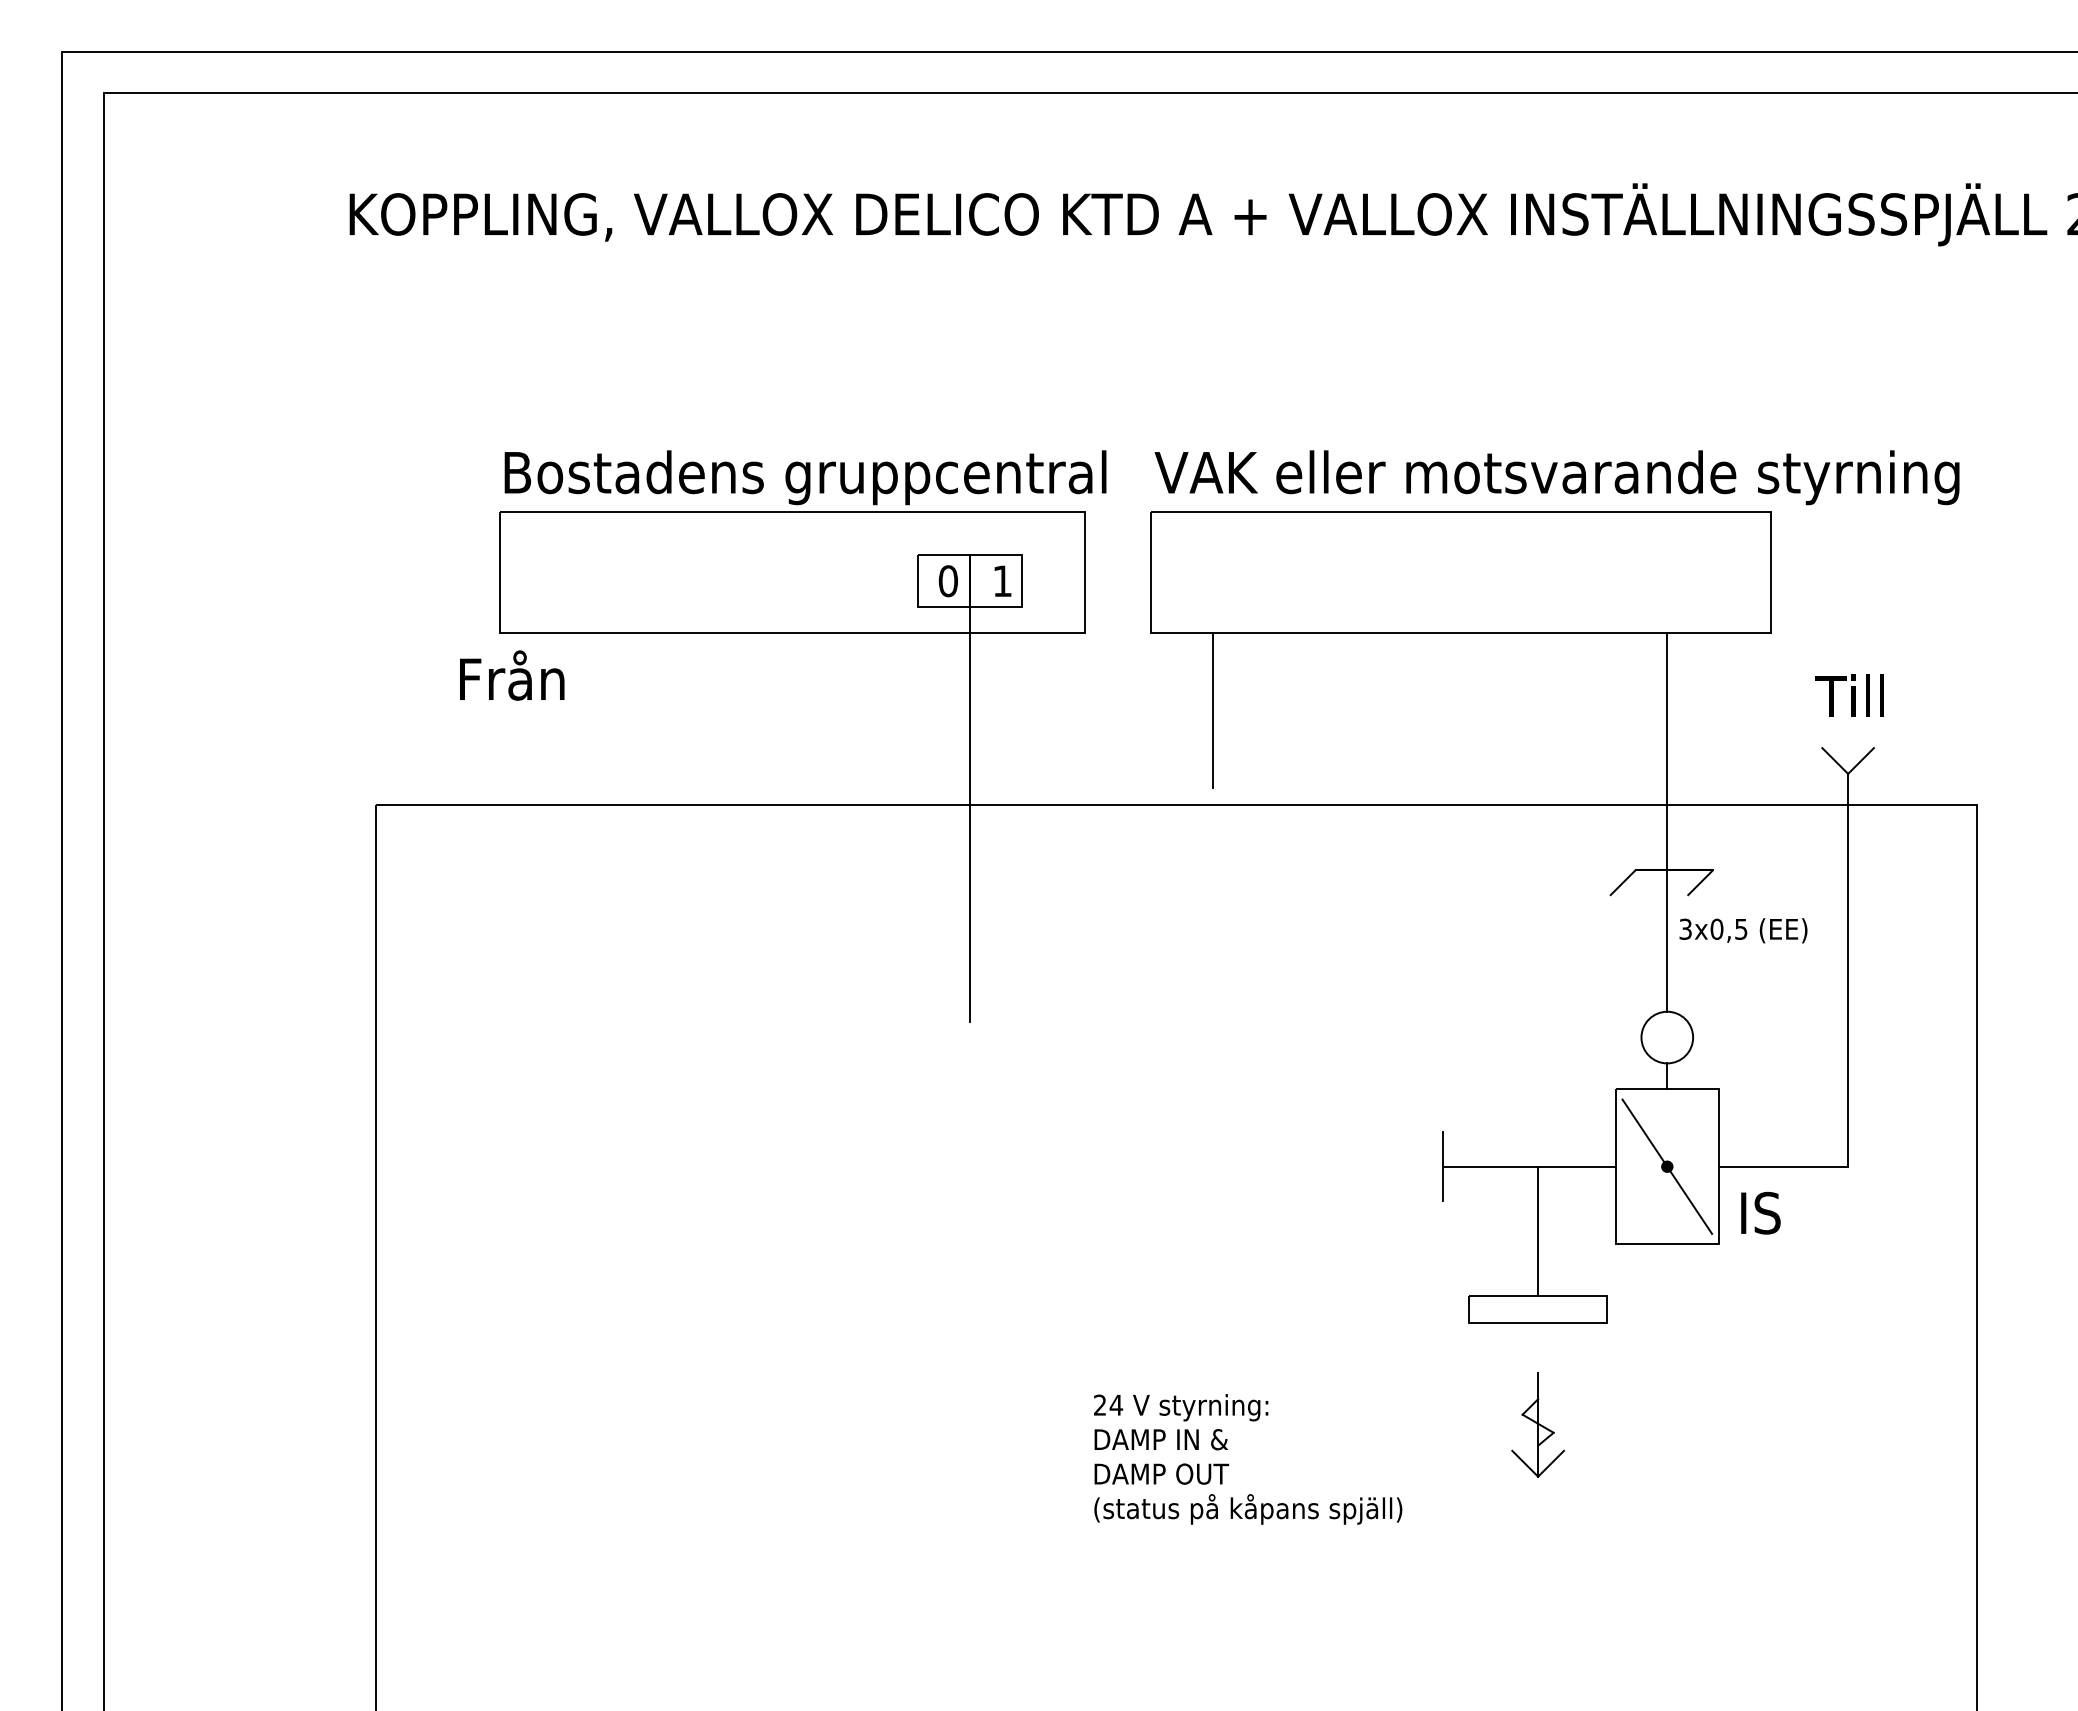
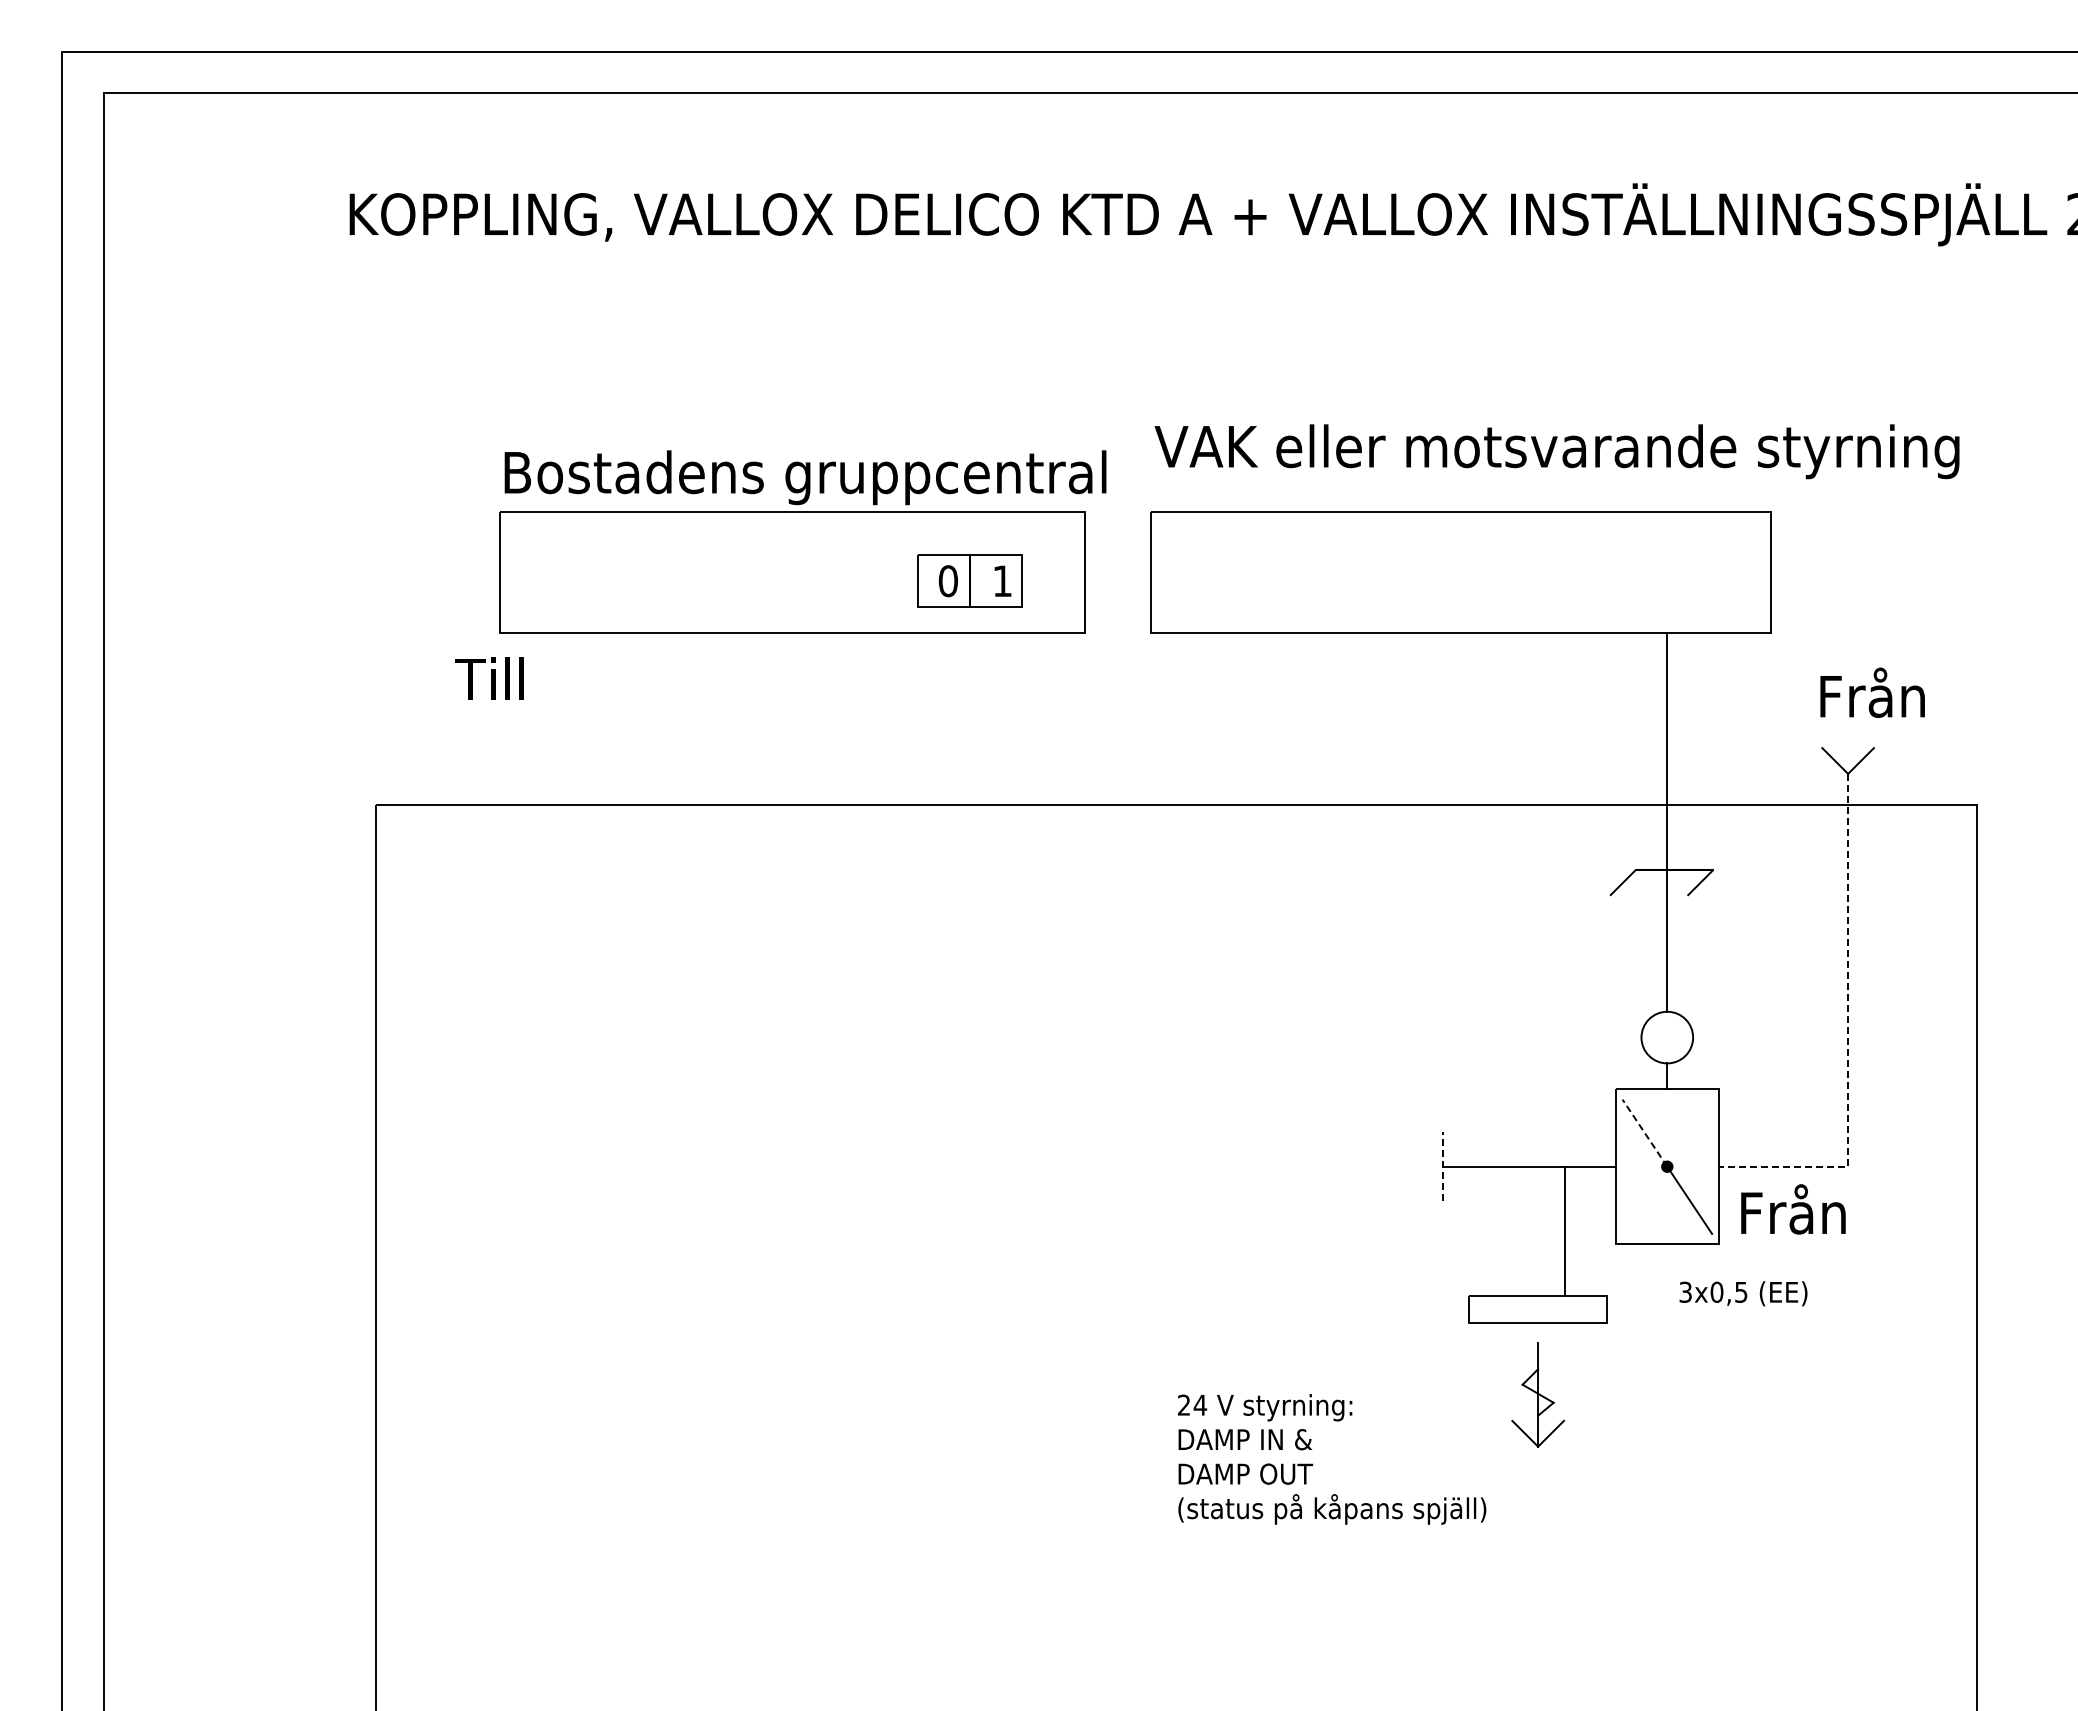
text position: (1556, 477) -> (1556, 451) (1556, 451)
text: Från -> Till (509, 675)
text: Till -> Från (1869, 692)
line: present -> none (1212, 709)
line: present -> none (969, 814)
text position: (1743, 930) -> (1743, 1293) (1743, 1293)
line: solid -> dashed (1848, 1036)
line: solid -> dashed (1644, 1132)
line: solid -> dashed (1443, 1166)
text: IS -> Från (1795, 1209)
line position: (1538, 1230) -> (1565, 1230) (1565, 1230)
part position: (1537, 1424) -> (1537, 1394) (1537, 1394)
text position: (1248, 1459) -> (1332, 1459) (1332, 1459)
